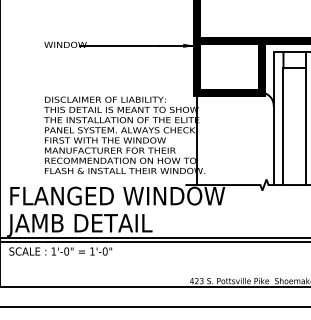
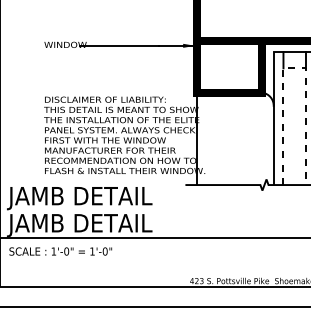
line: solid -> dashed (295, 68)
text: FLANGED WINDOW -> JAMB DETAIL (116, 198)
line: present -> none (154, 241)
